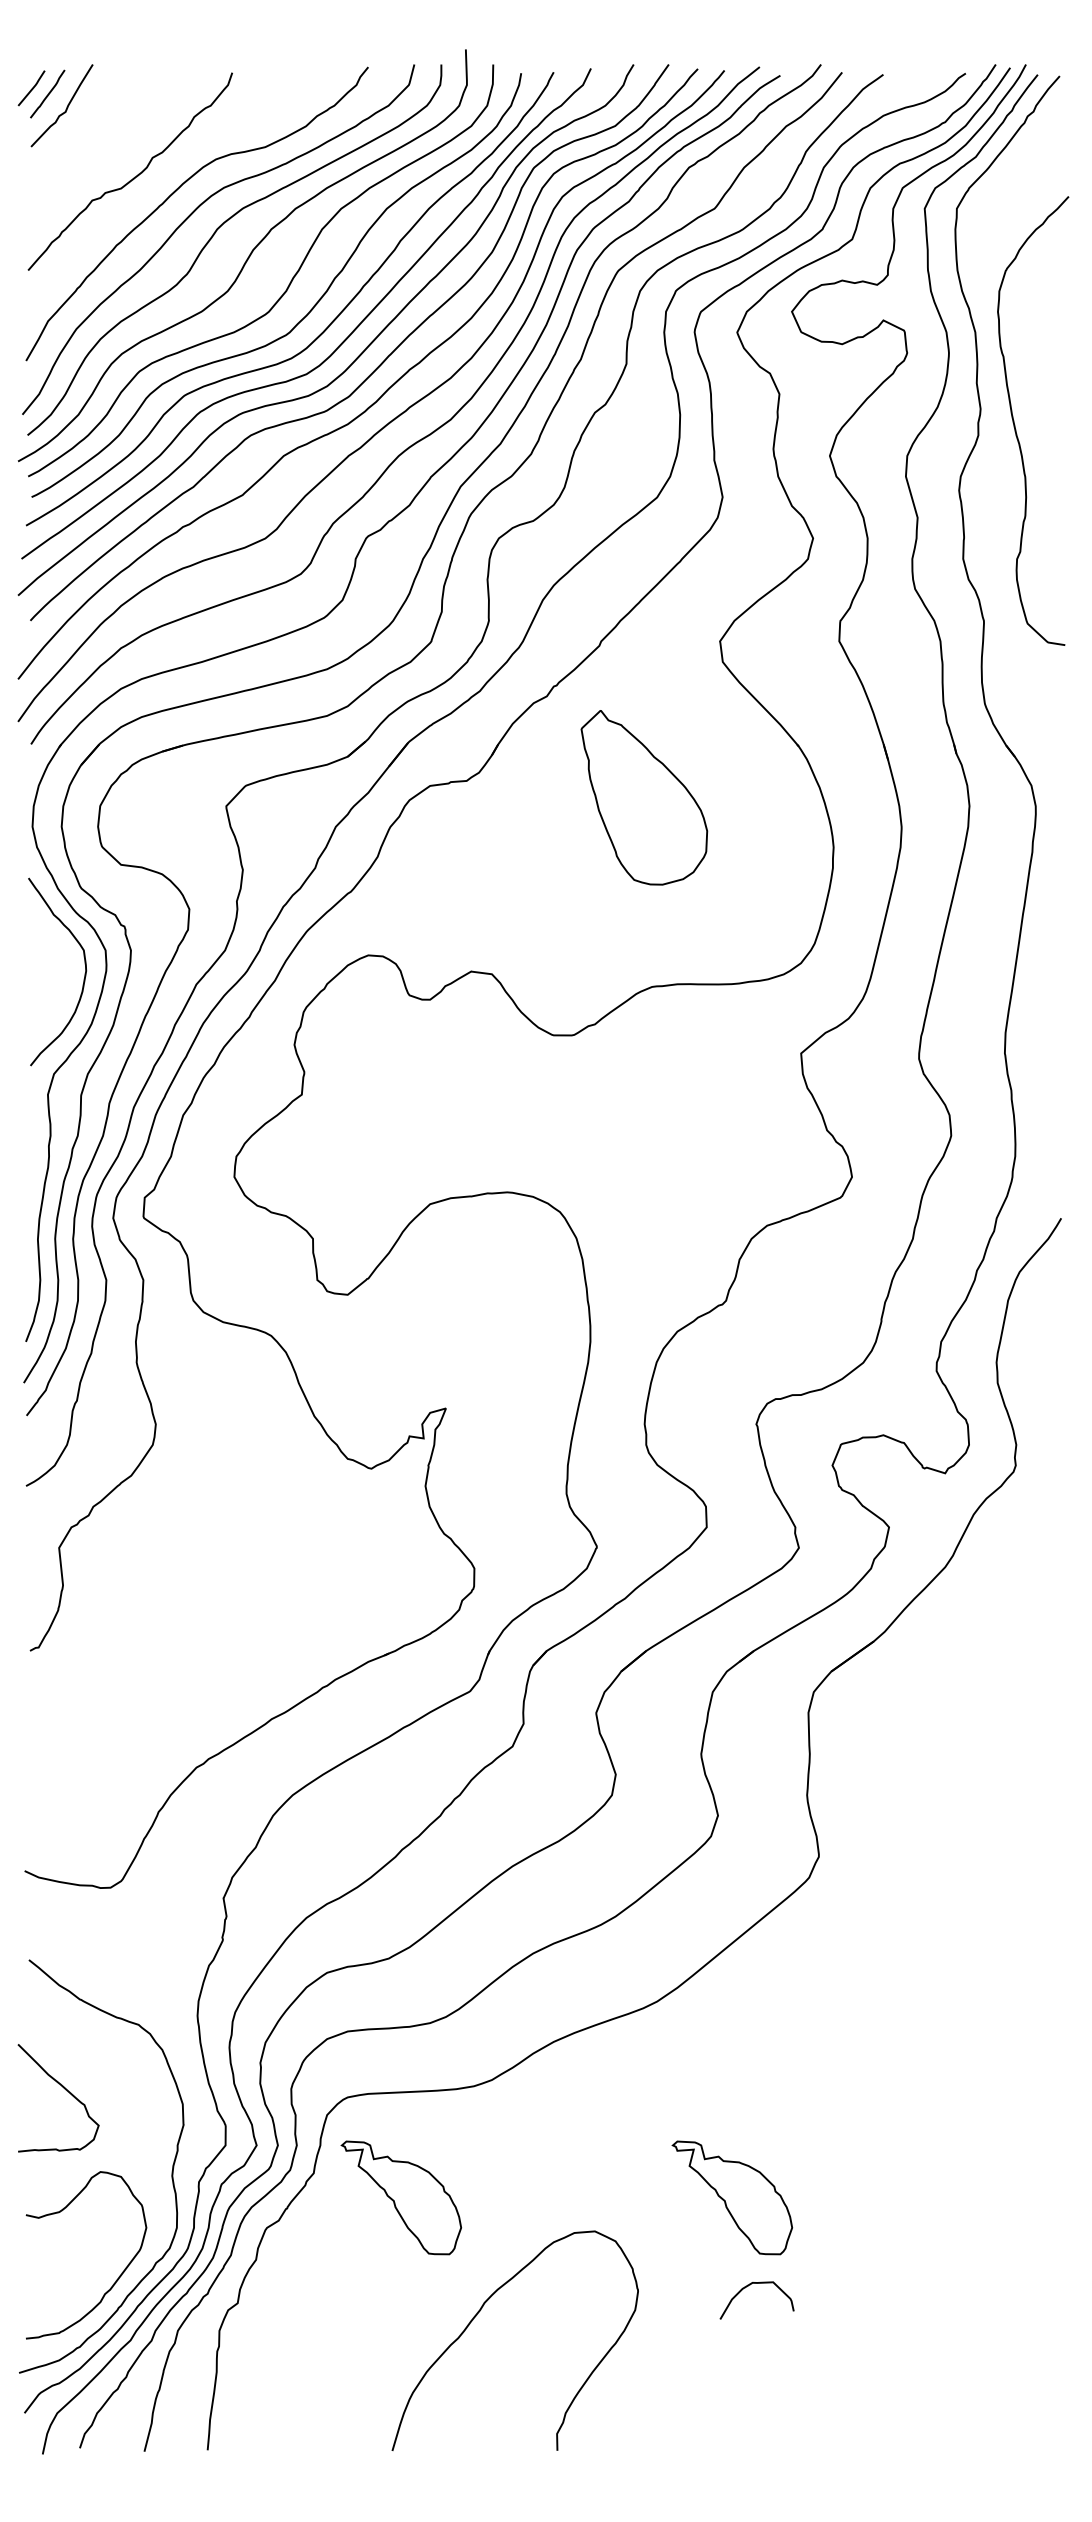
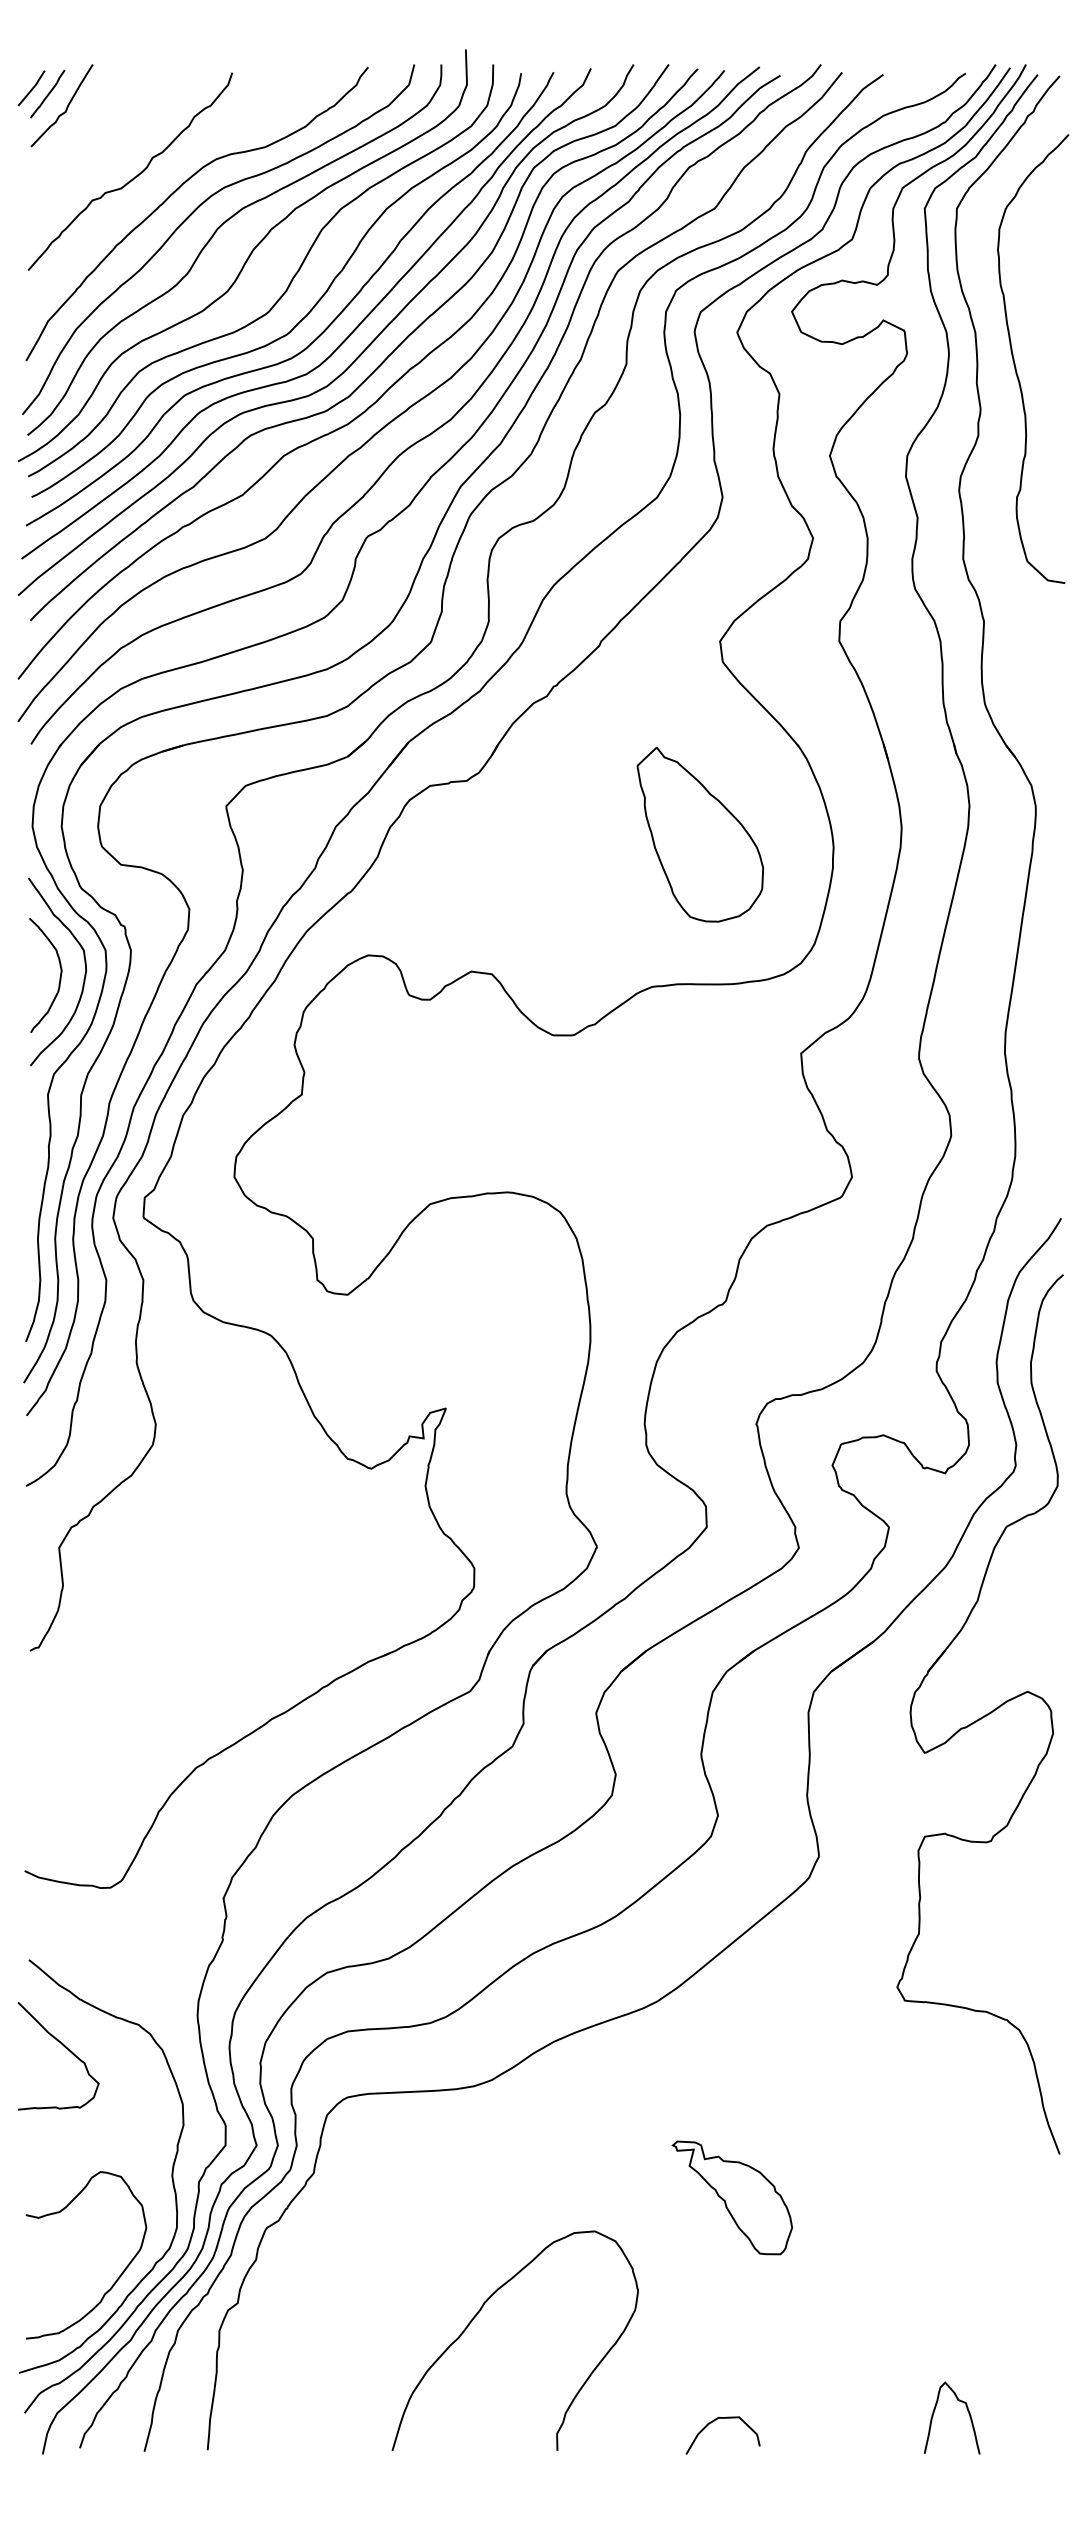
curve position: (1015, 425) -> (1015, 363) (1015, 363)
part position: (644, 797) -> (700, 834) (700, 834)
curve: none -> present (59, 976)
part: none -> present (979, 1714)
curve position: (65, 2090) -> (65, 2048) (65, 2048)
part: present -> none (401, 2197)
curve position: (748, 2286) -> (714, 2421) (714, 2421)
curve: none -> present (967, 2411)
